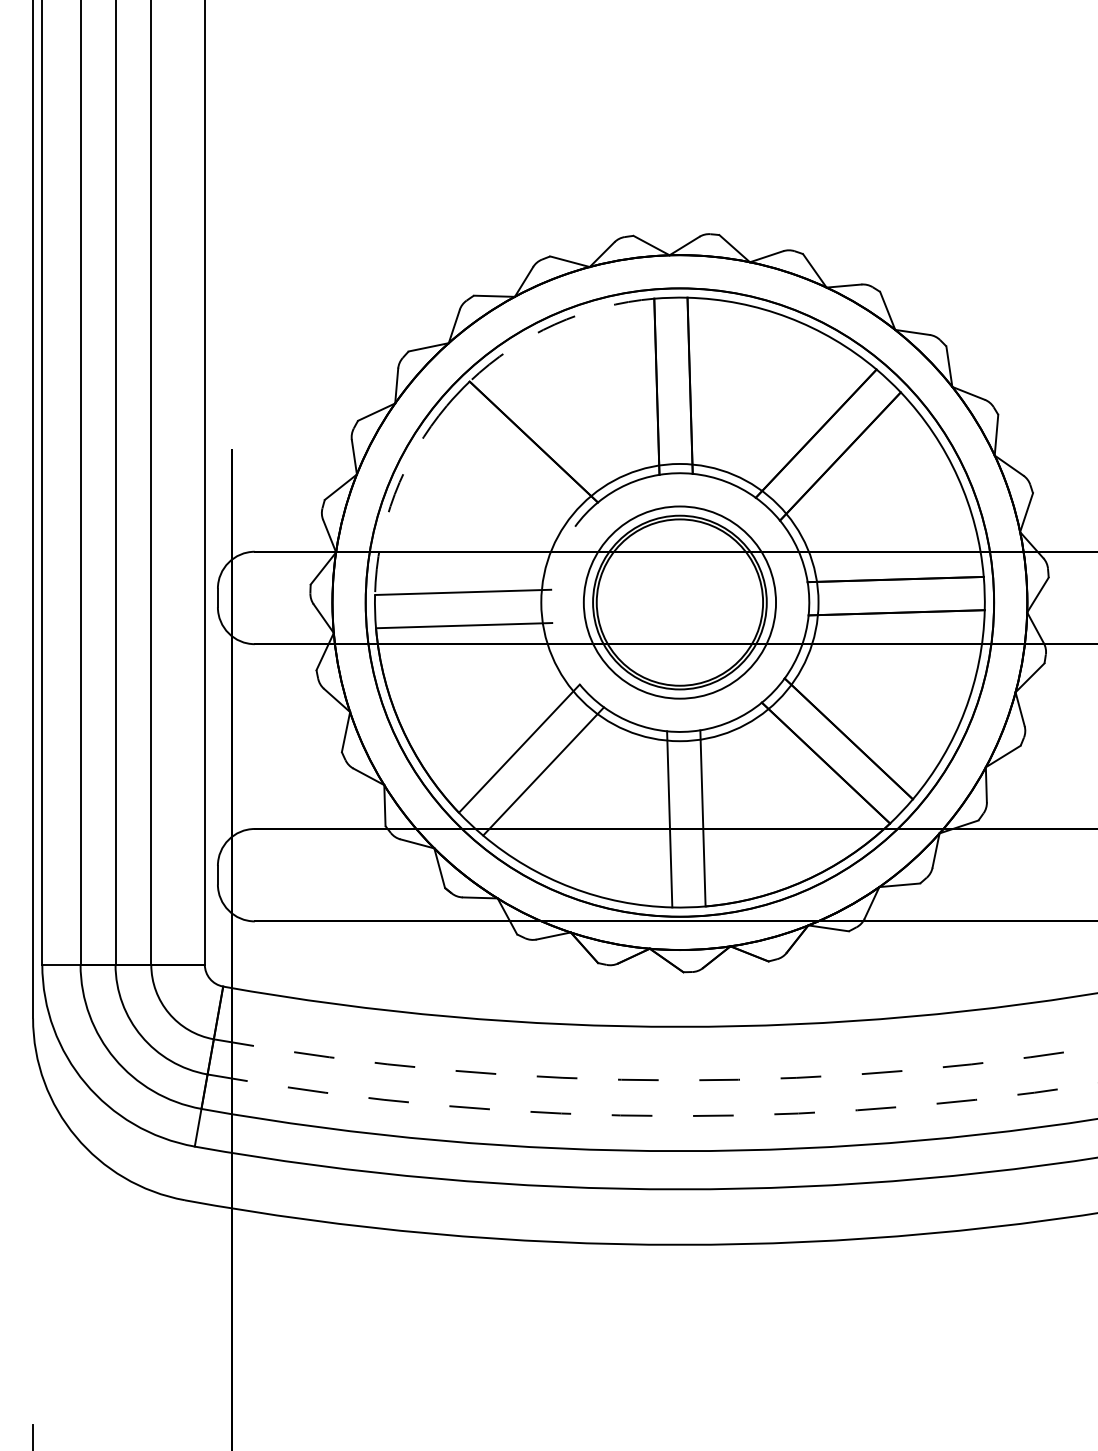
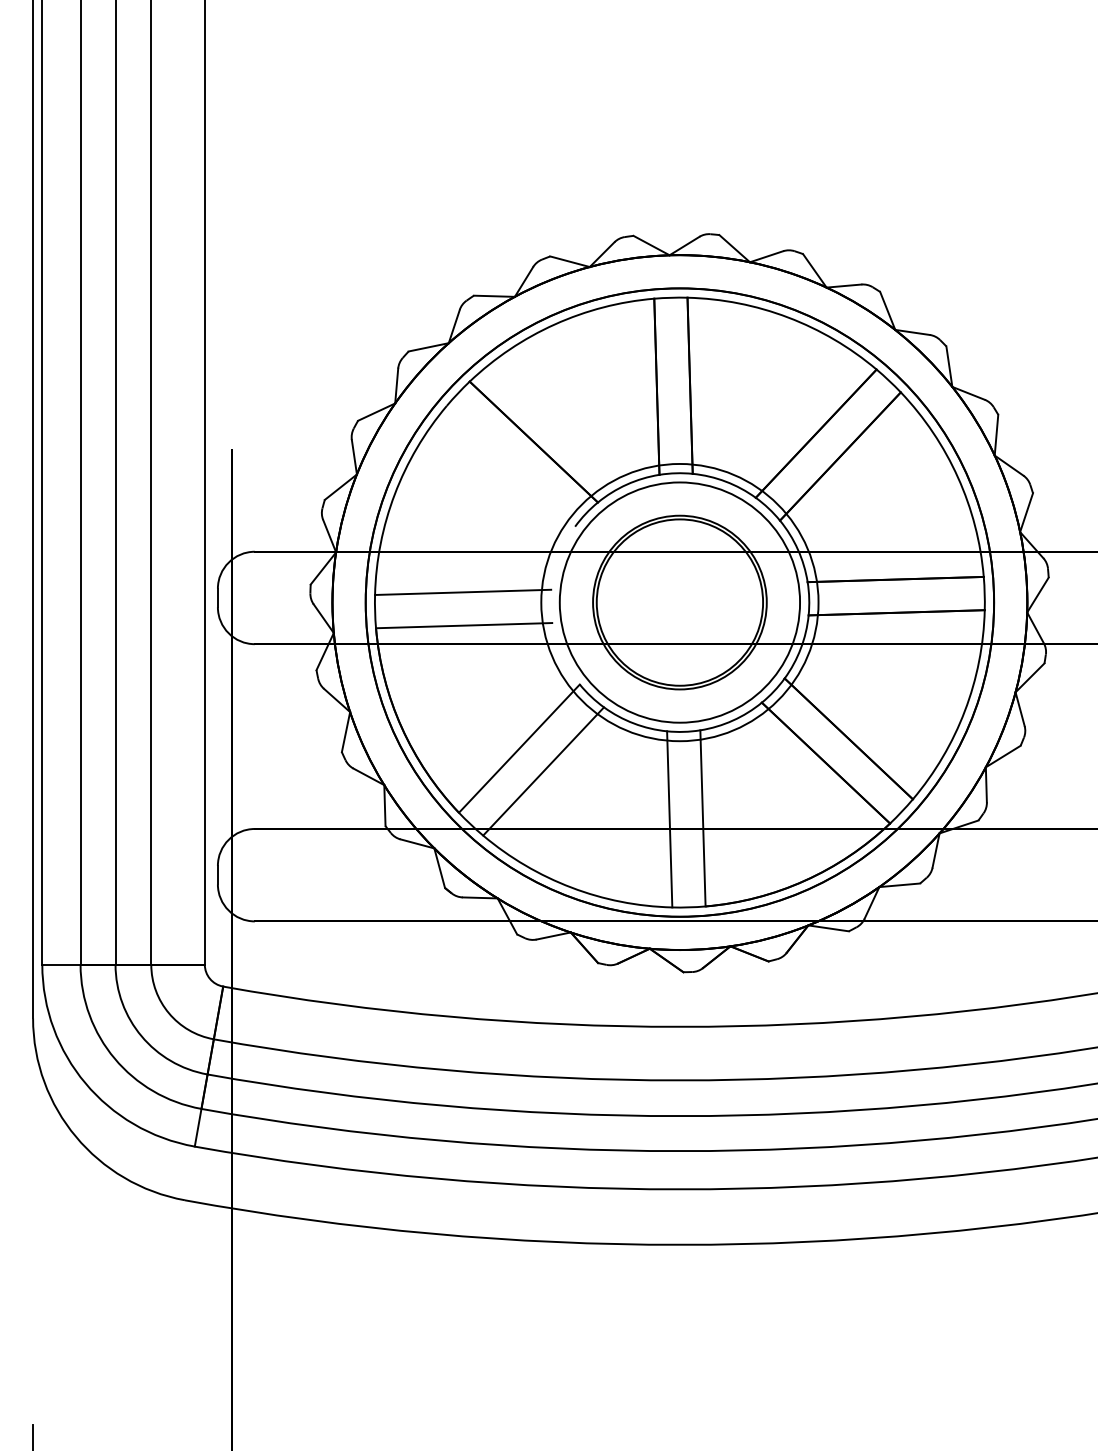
arc: dashed -> solid (554, 324)
arc: dashed -> solid (394, 494)
circle diameter: 192 px -> 240 px (679, 602)
arc: dashed -> solid (656, 1080)
arc: dashed -> solid (653, 1115)
